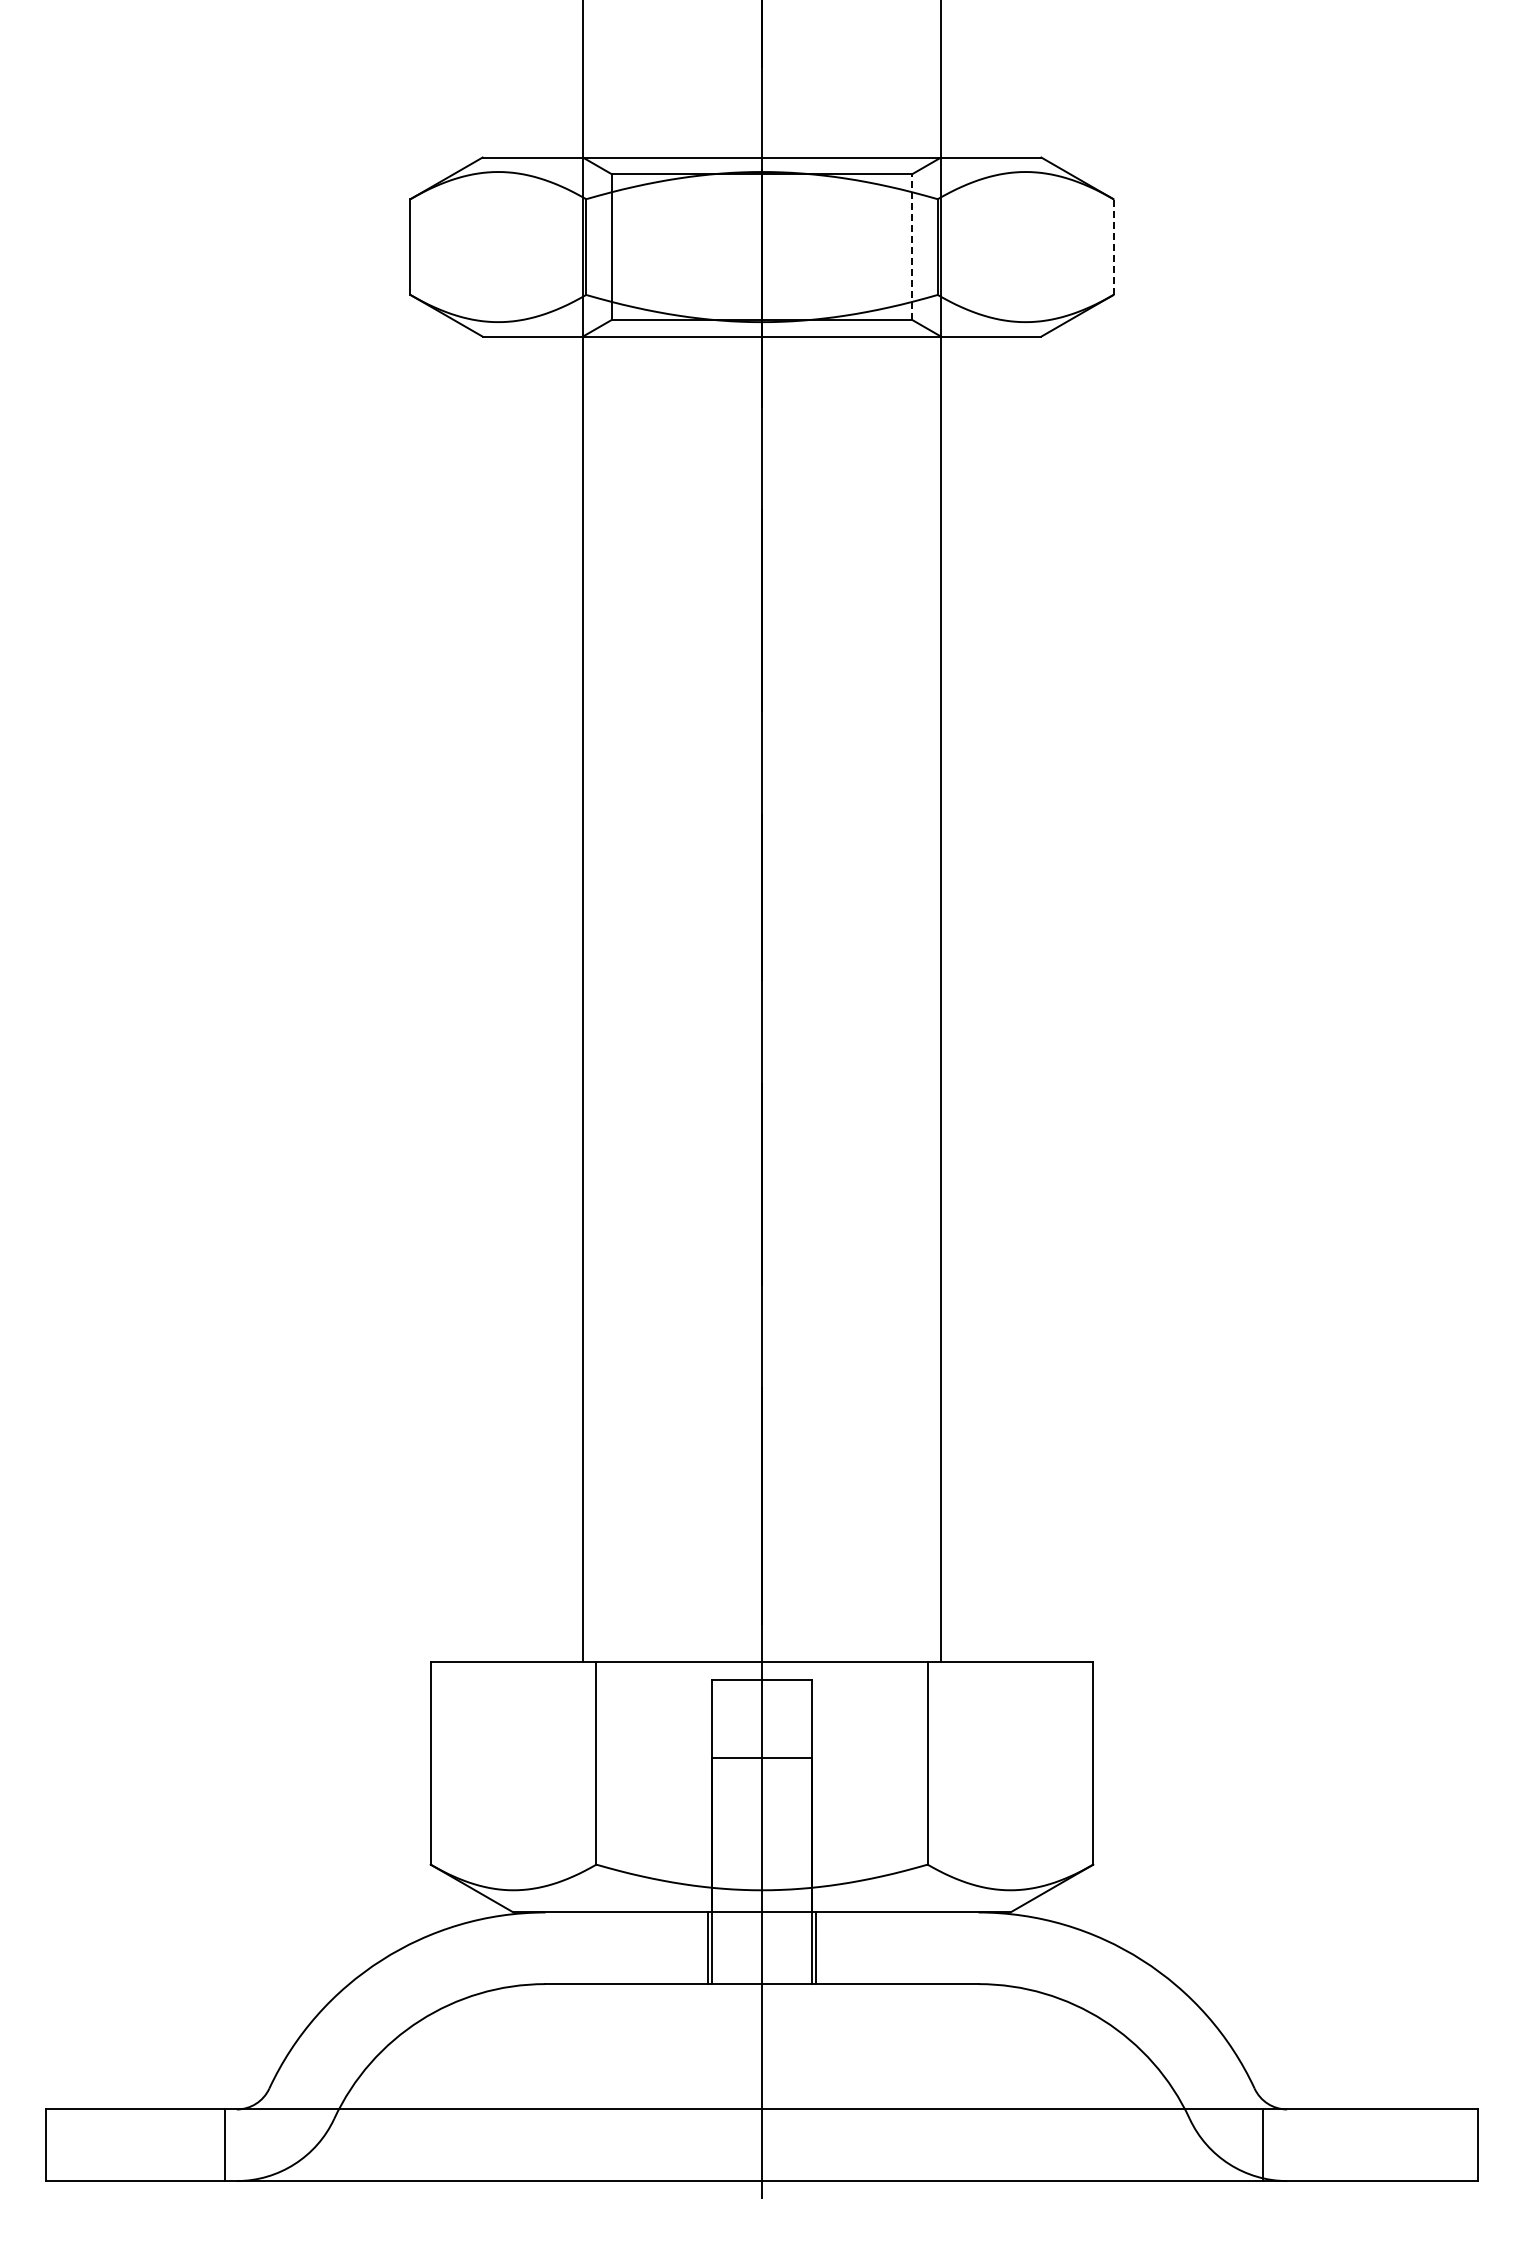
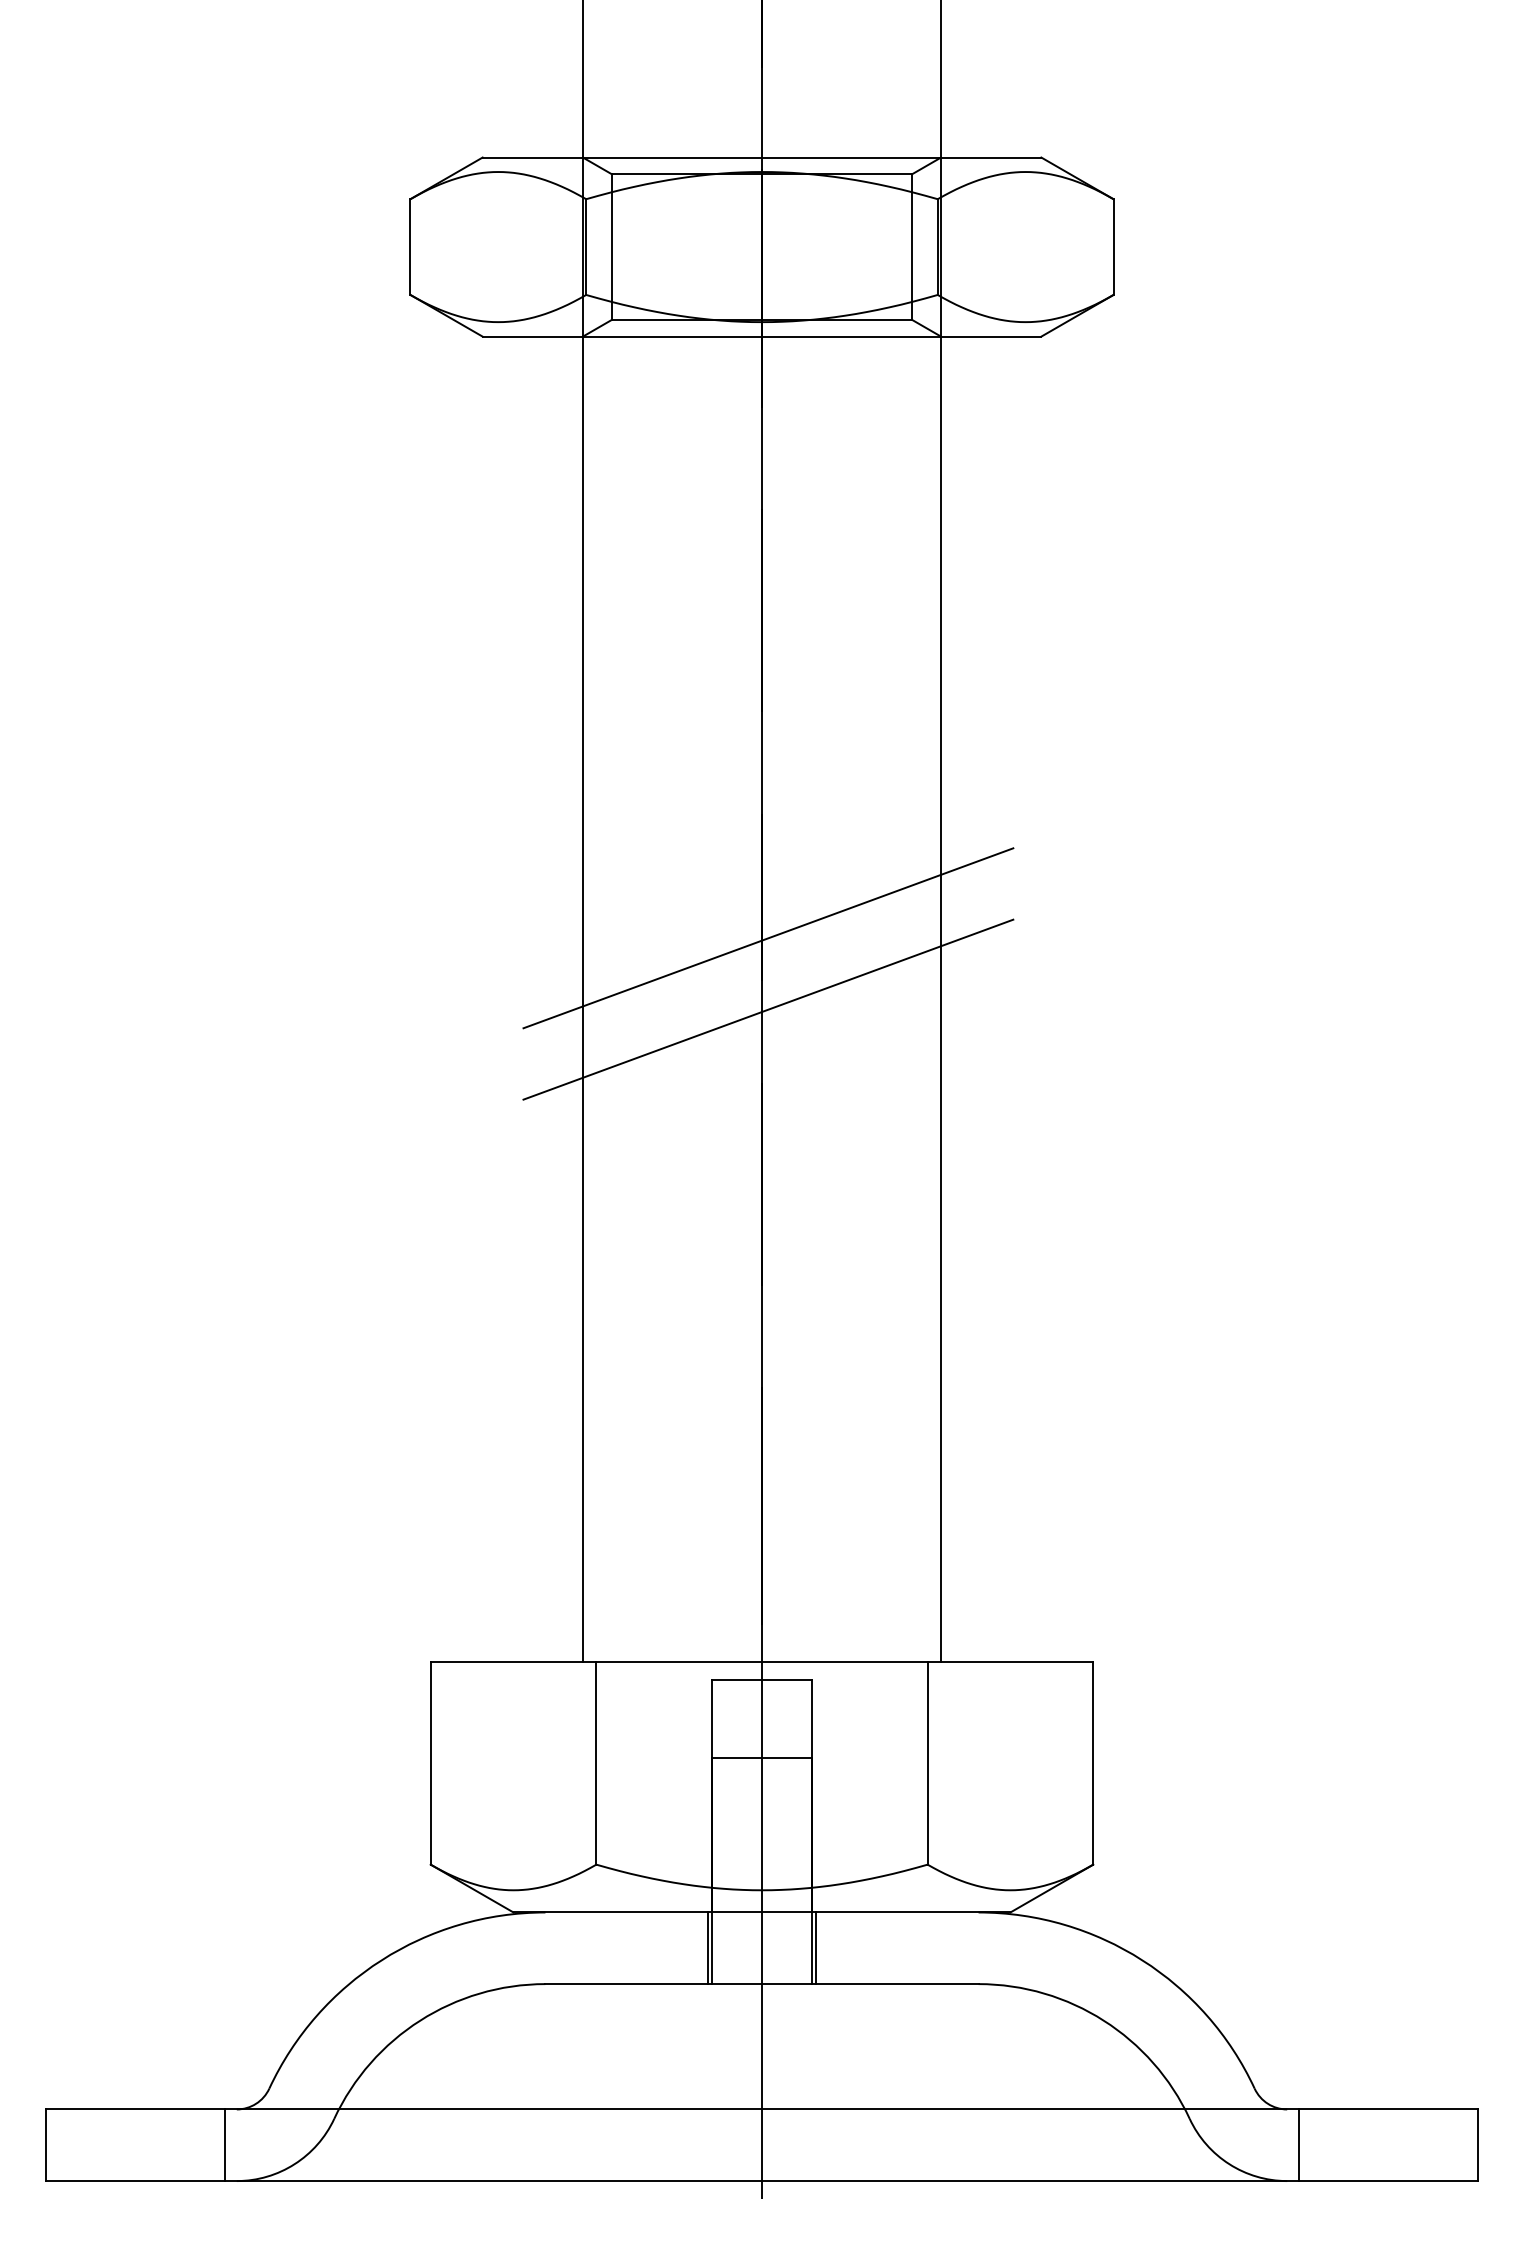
line: dashed -> solid (911, 247)
line: dashed -> solid (1113, 247)
line: none -> present (768, 938)
line: none -> present (768, 1009)
line position: (1263, 2145) -> (1299, 2145) (1299, 2145)
